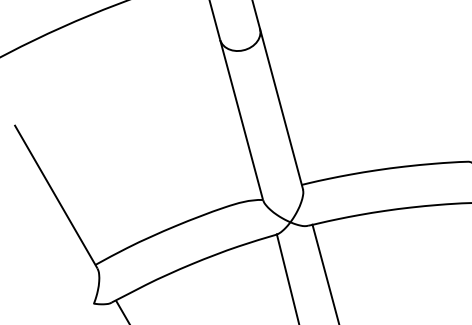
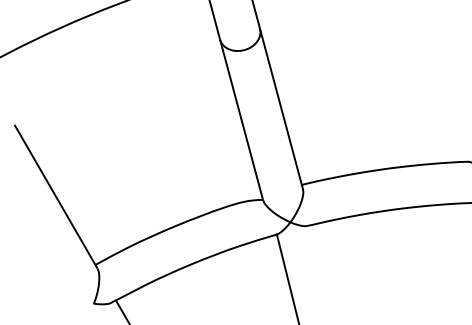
line: present -> none (325, 272)
